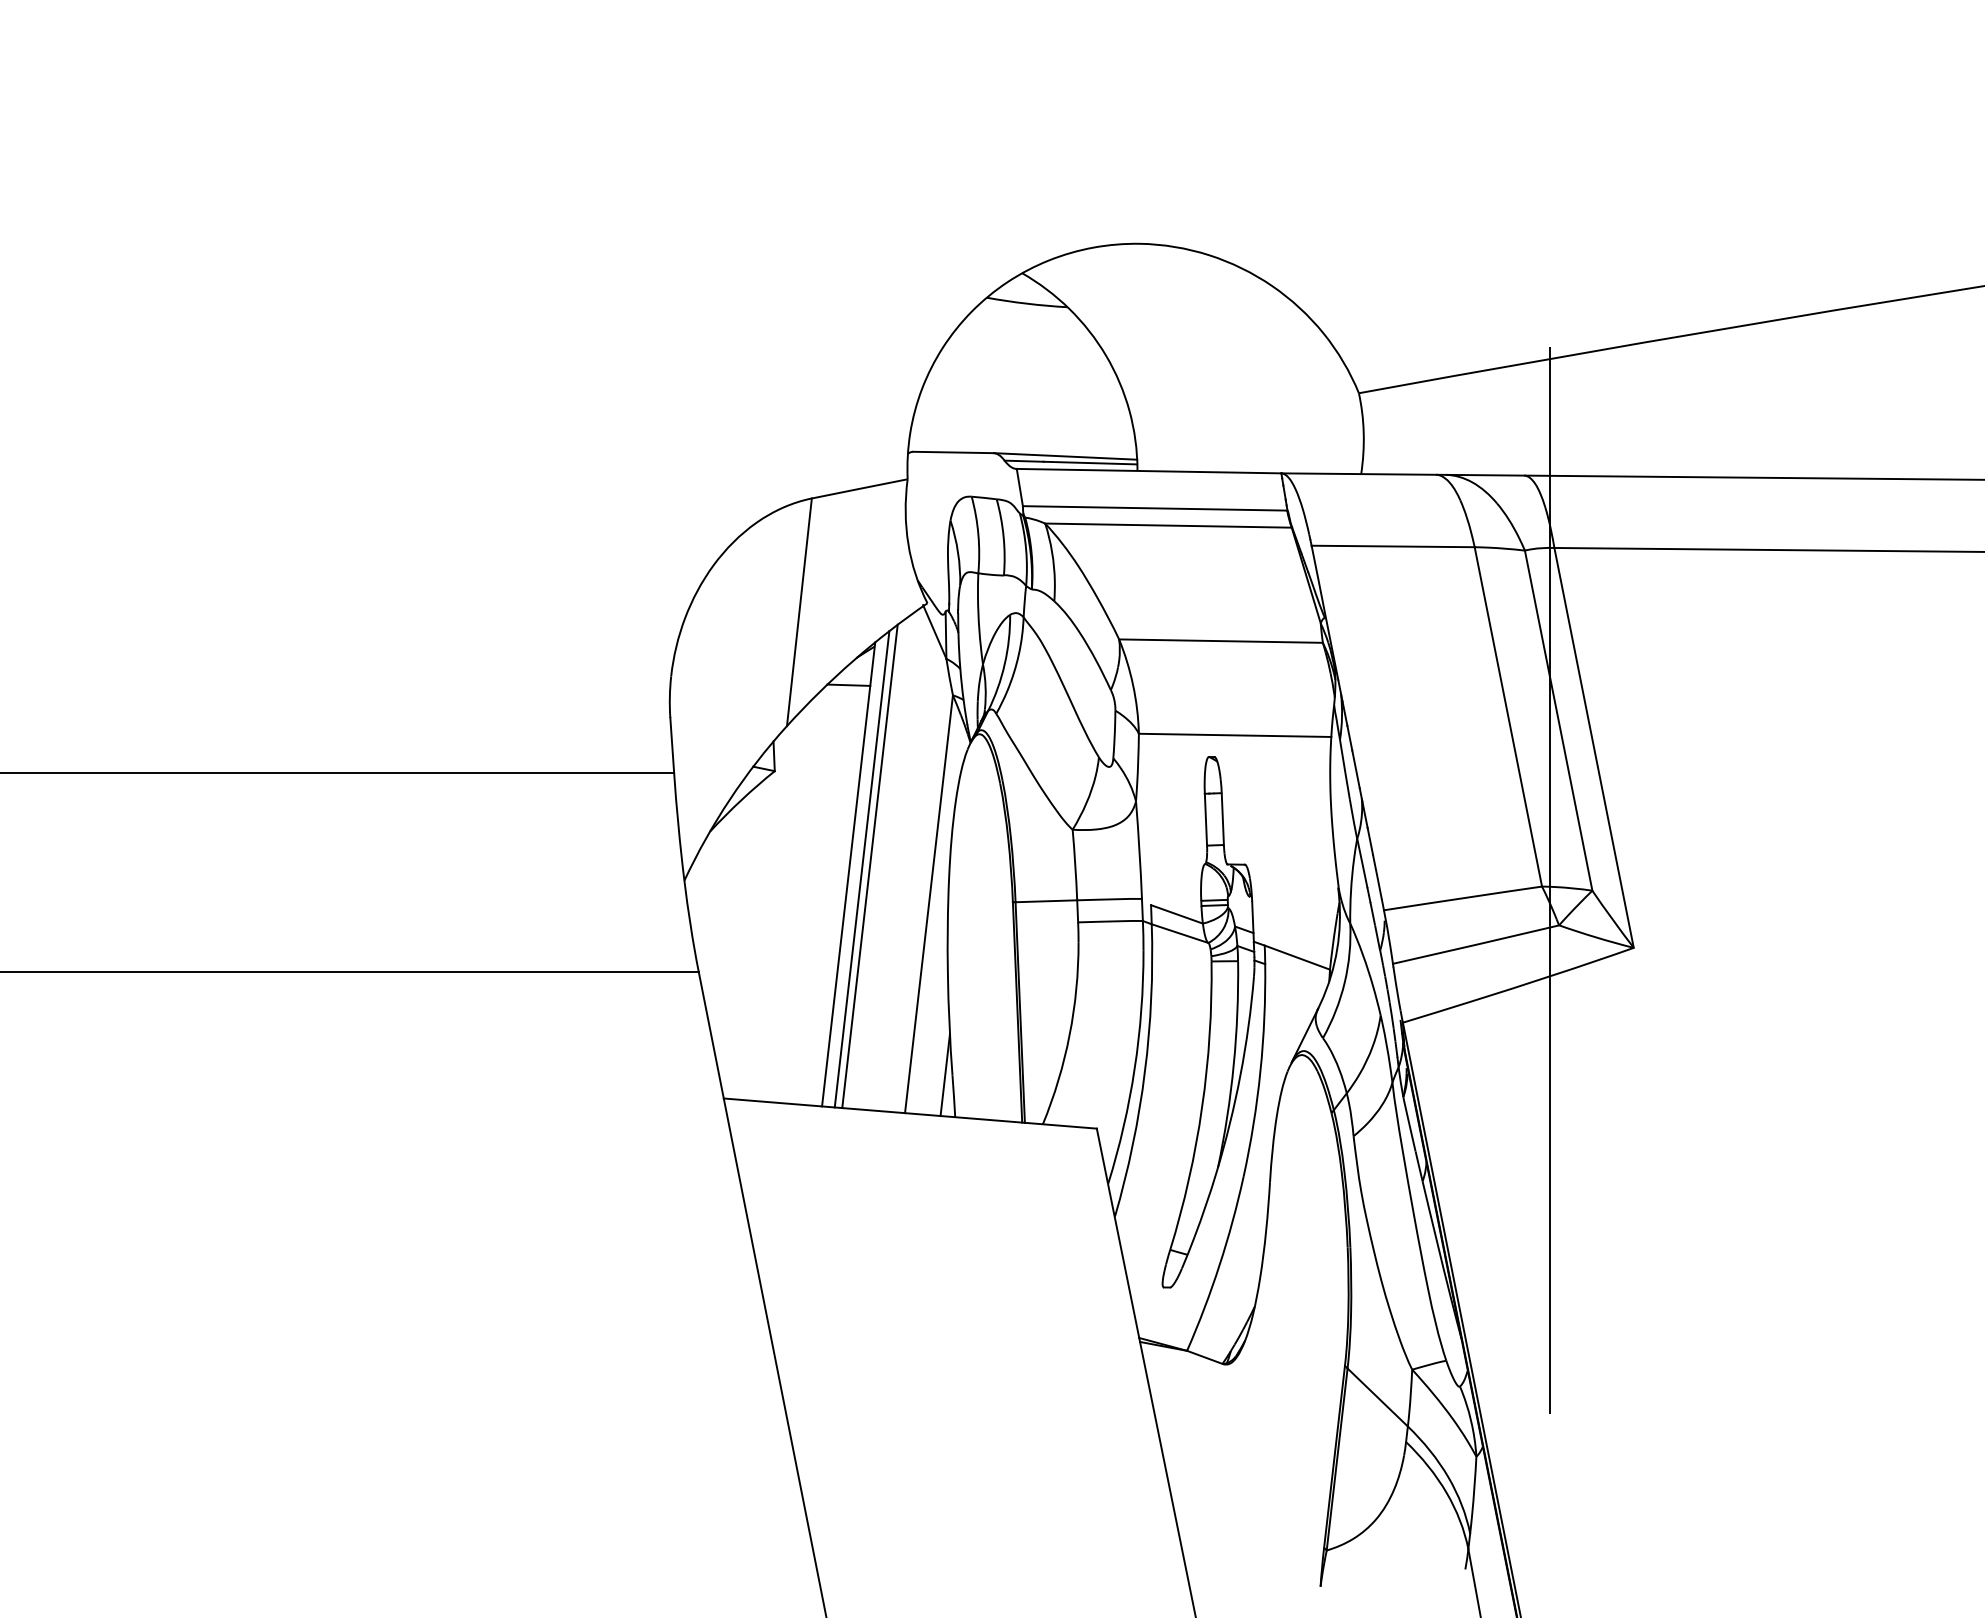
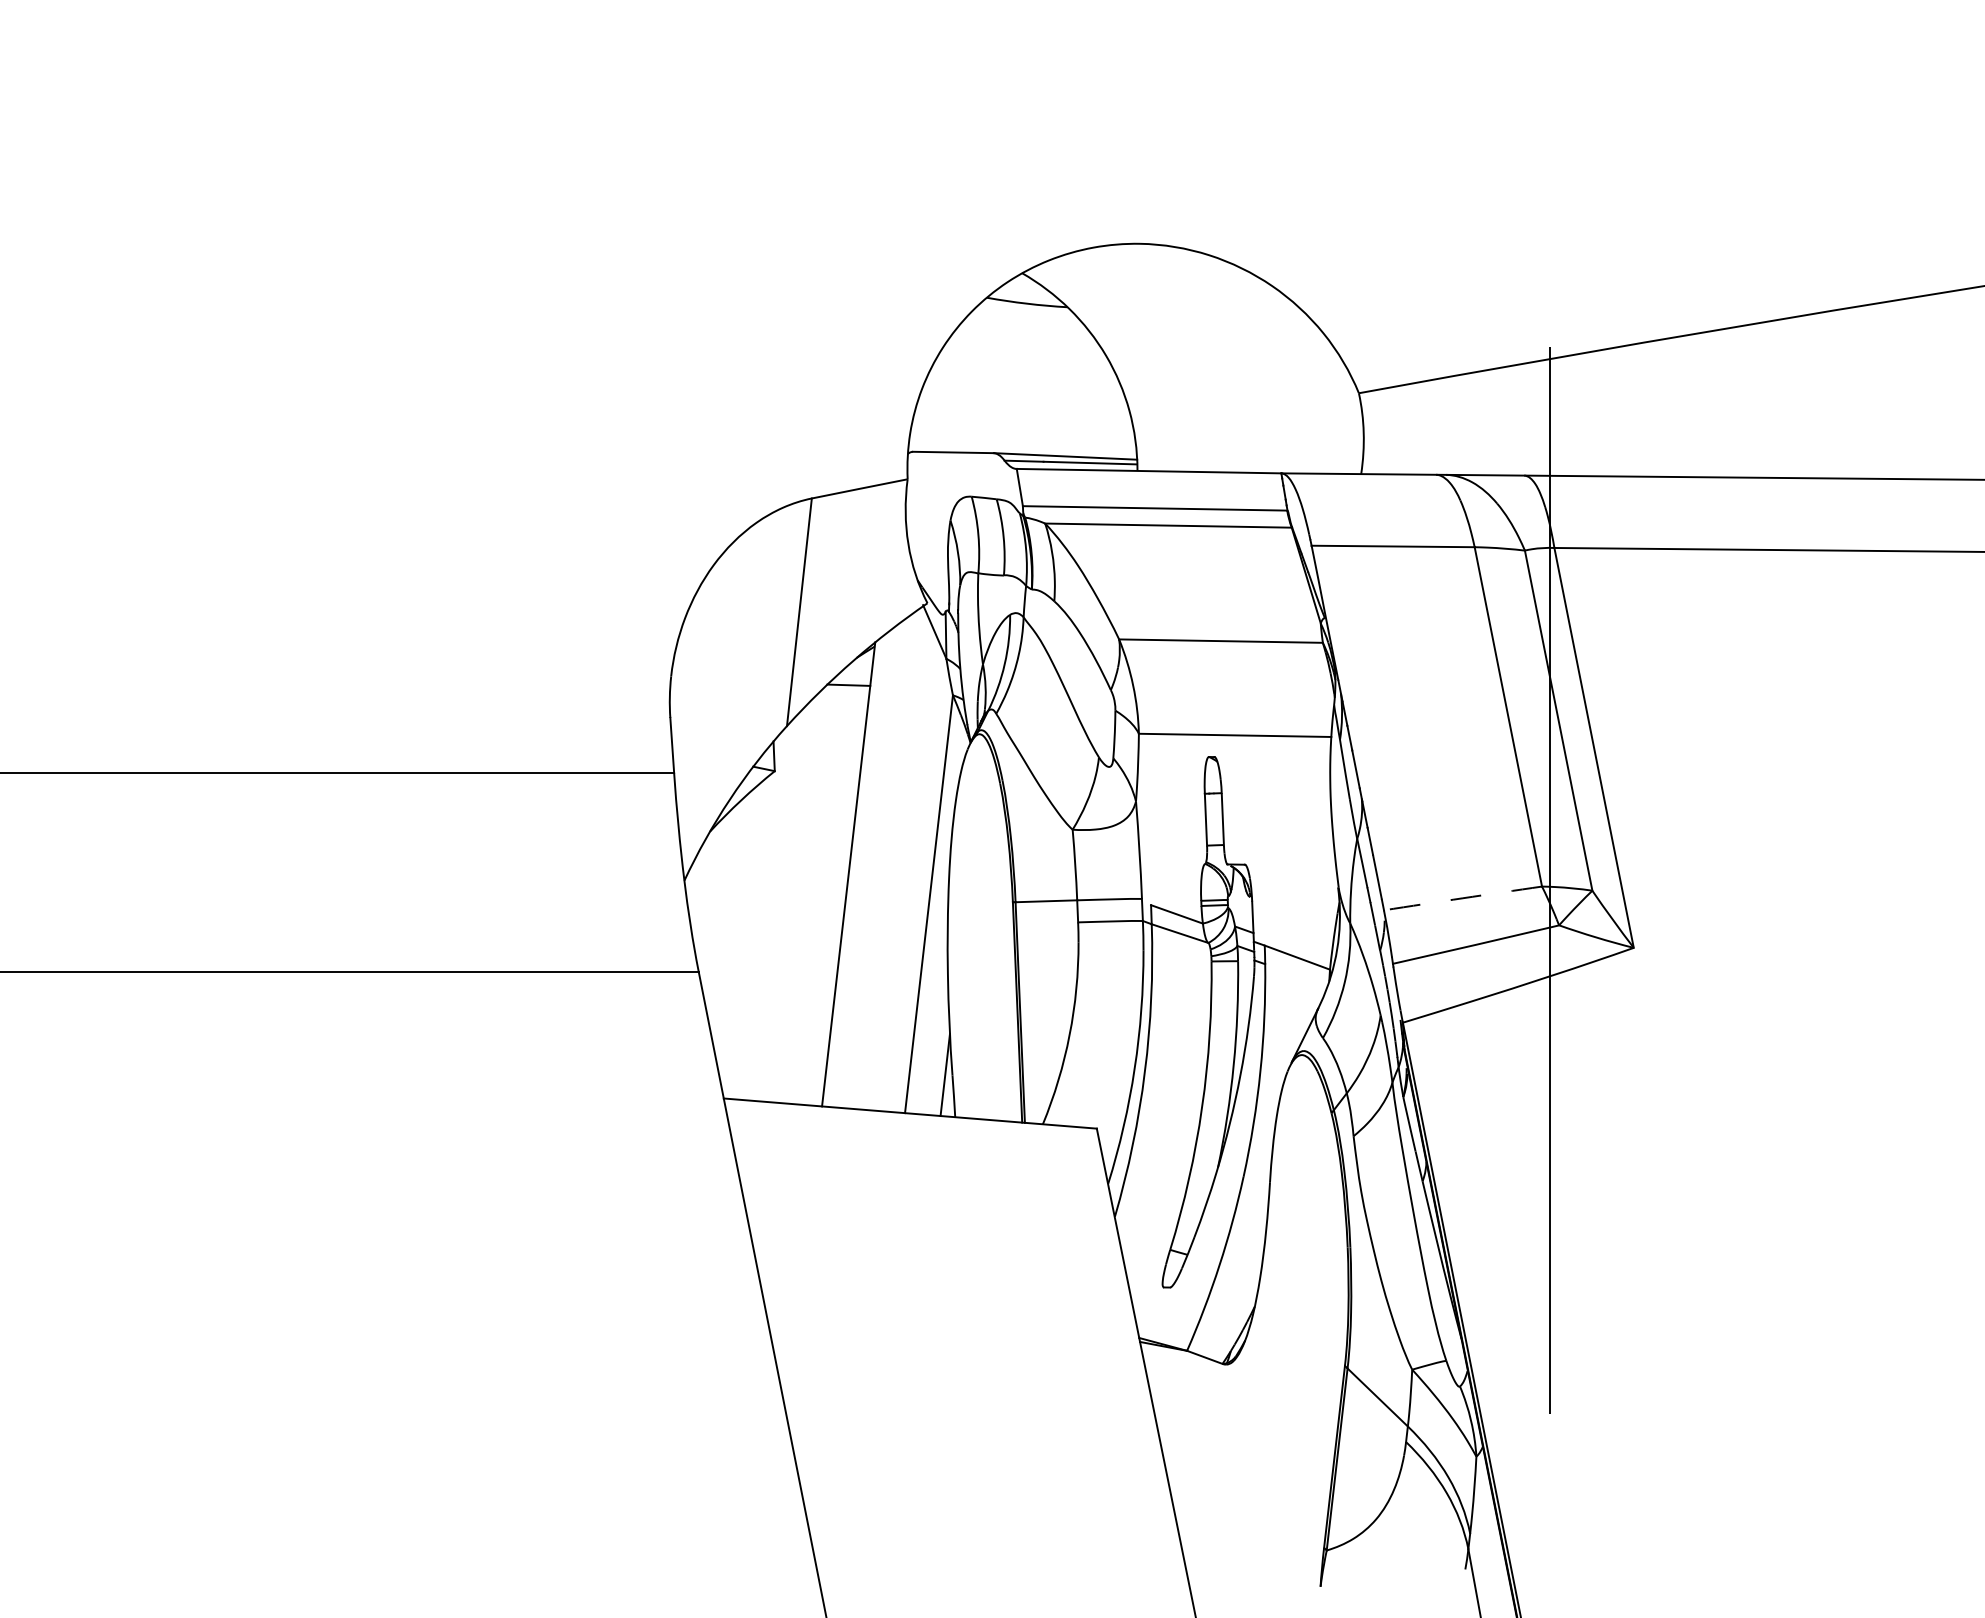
line: present -> none (869, 866)
line: present -> none (861, 869)
arc: solid -> dashed (1462, 898)
